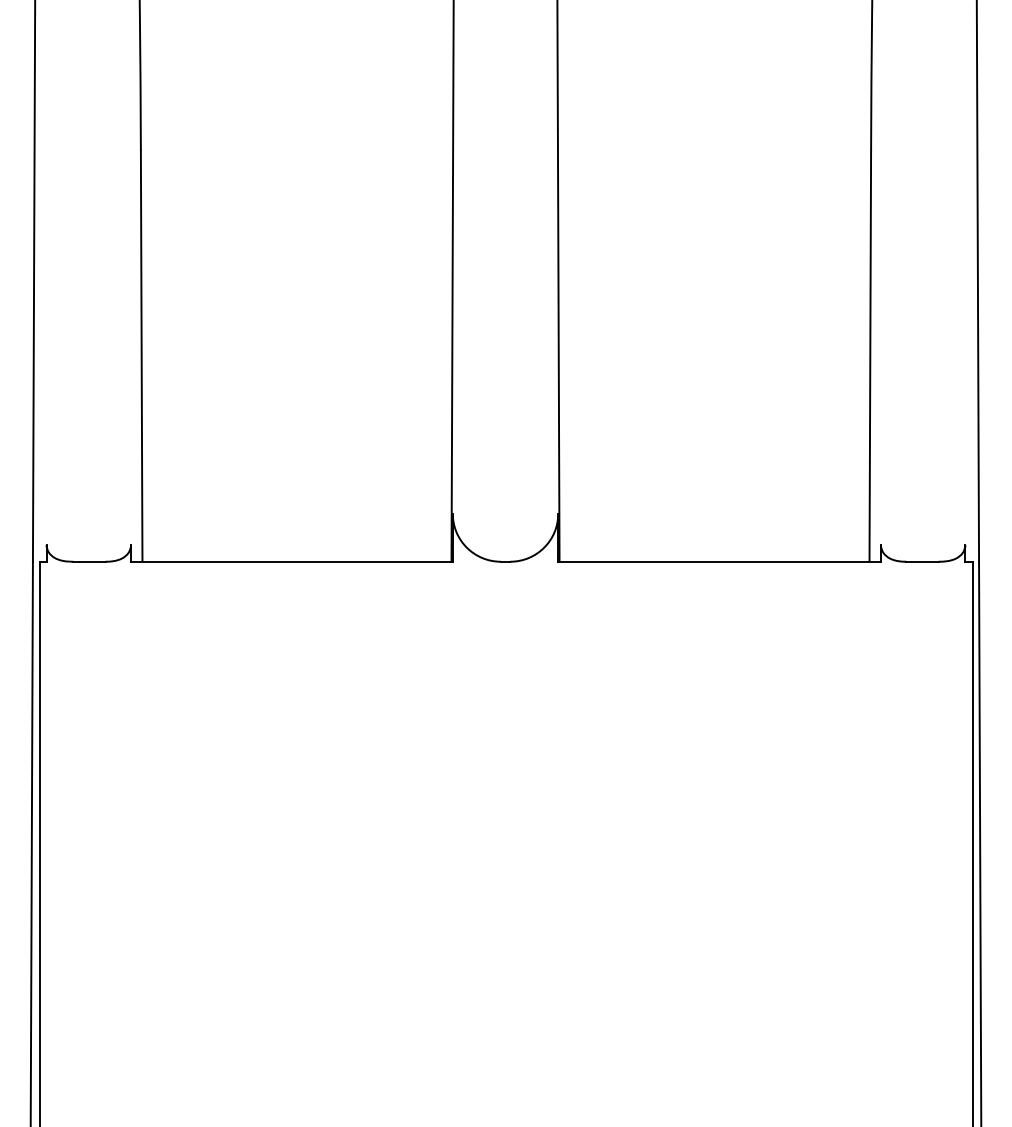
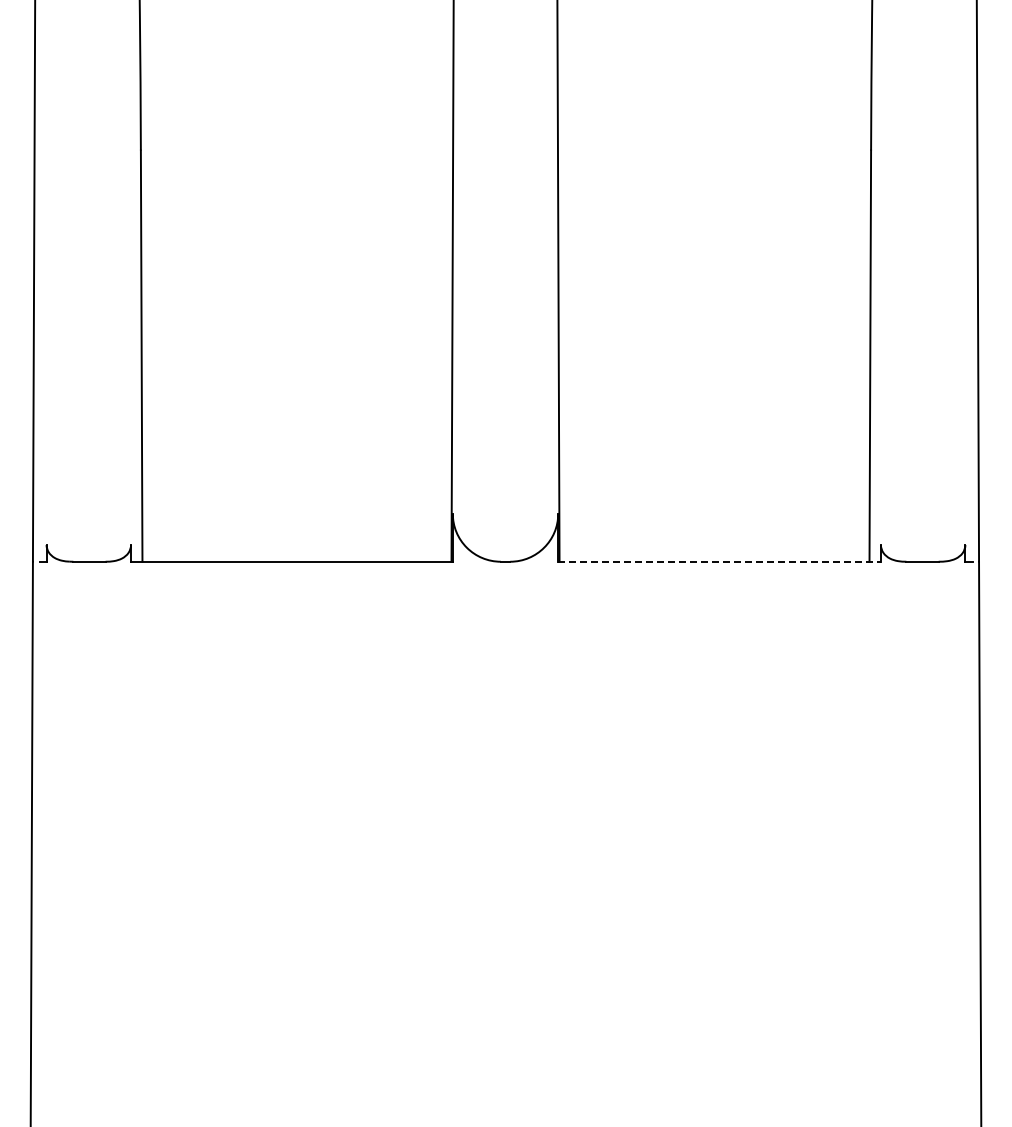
line: solid -> dashed (720, 561)
line: present -> none (39, 842)
line: present -> none (972, 842)
